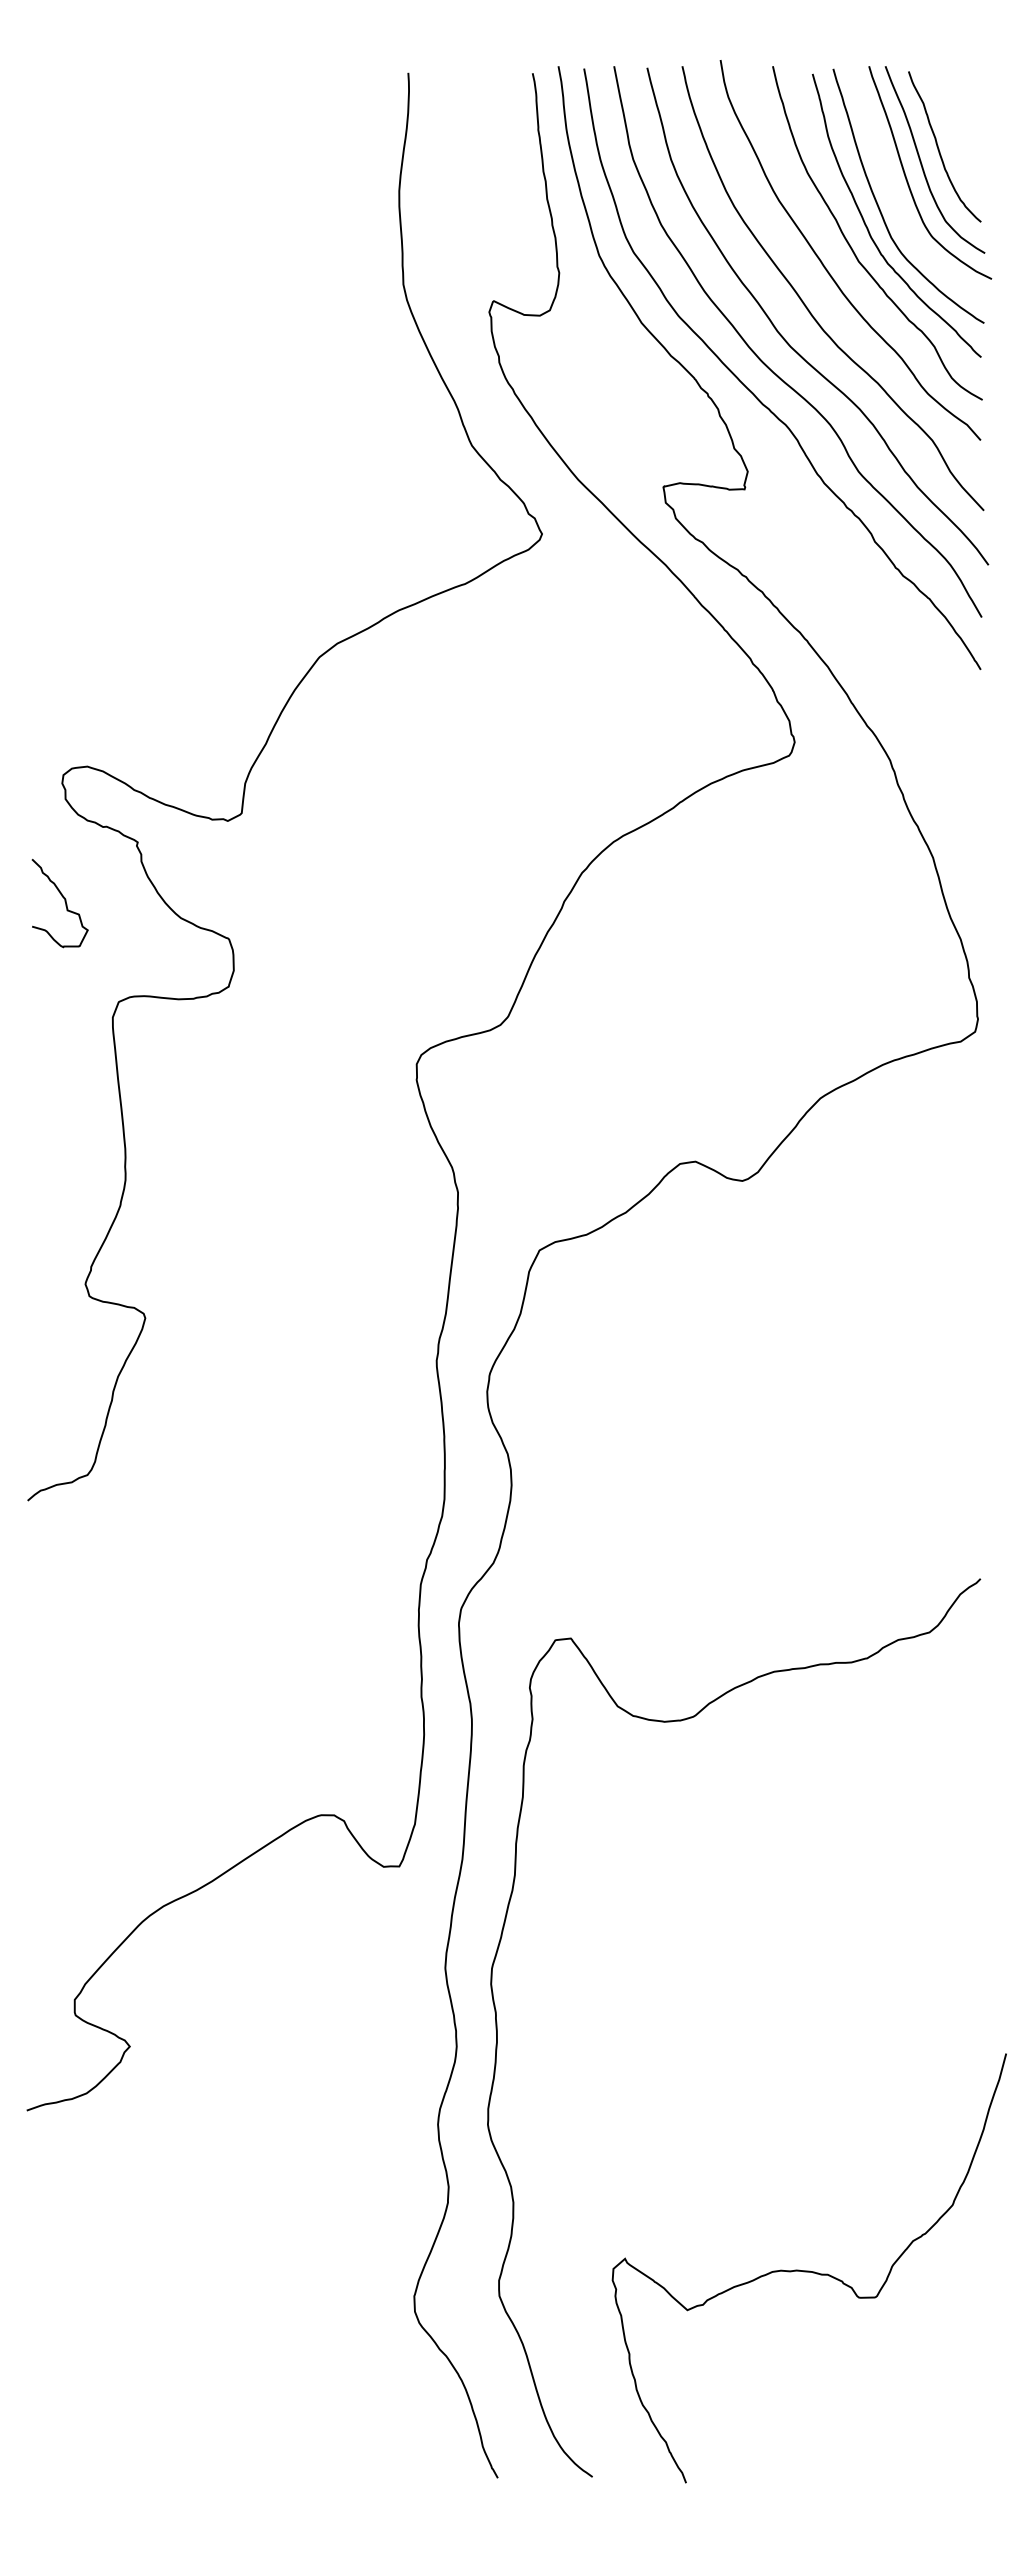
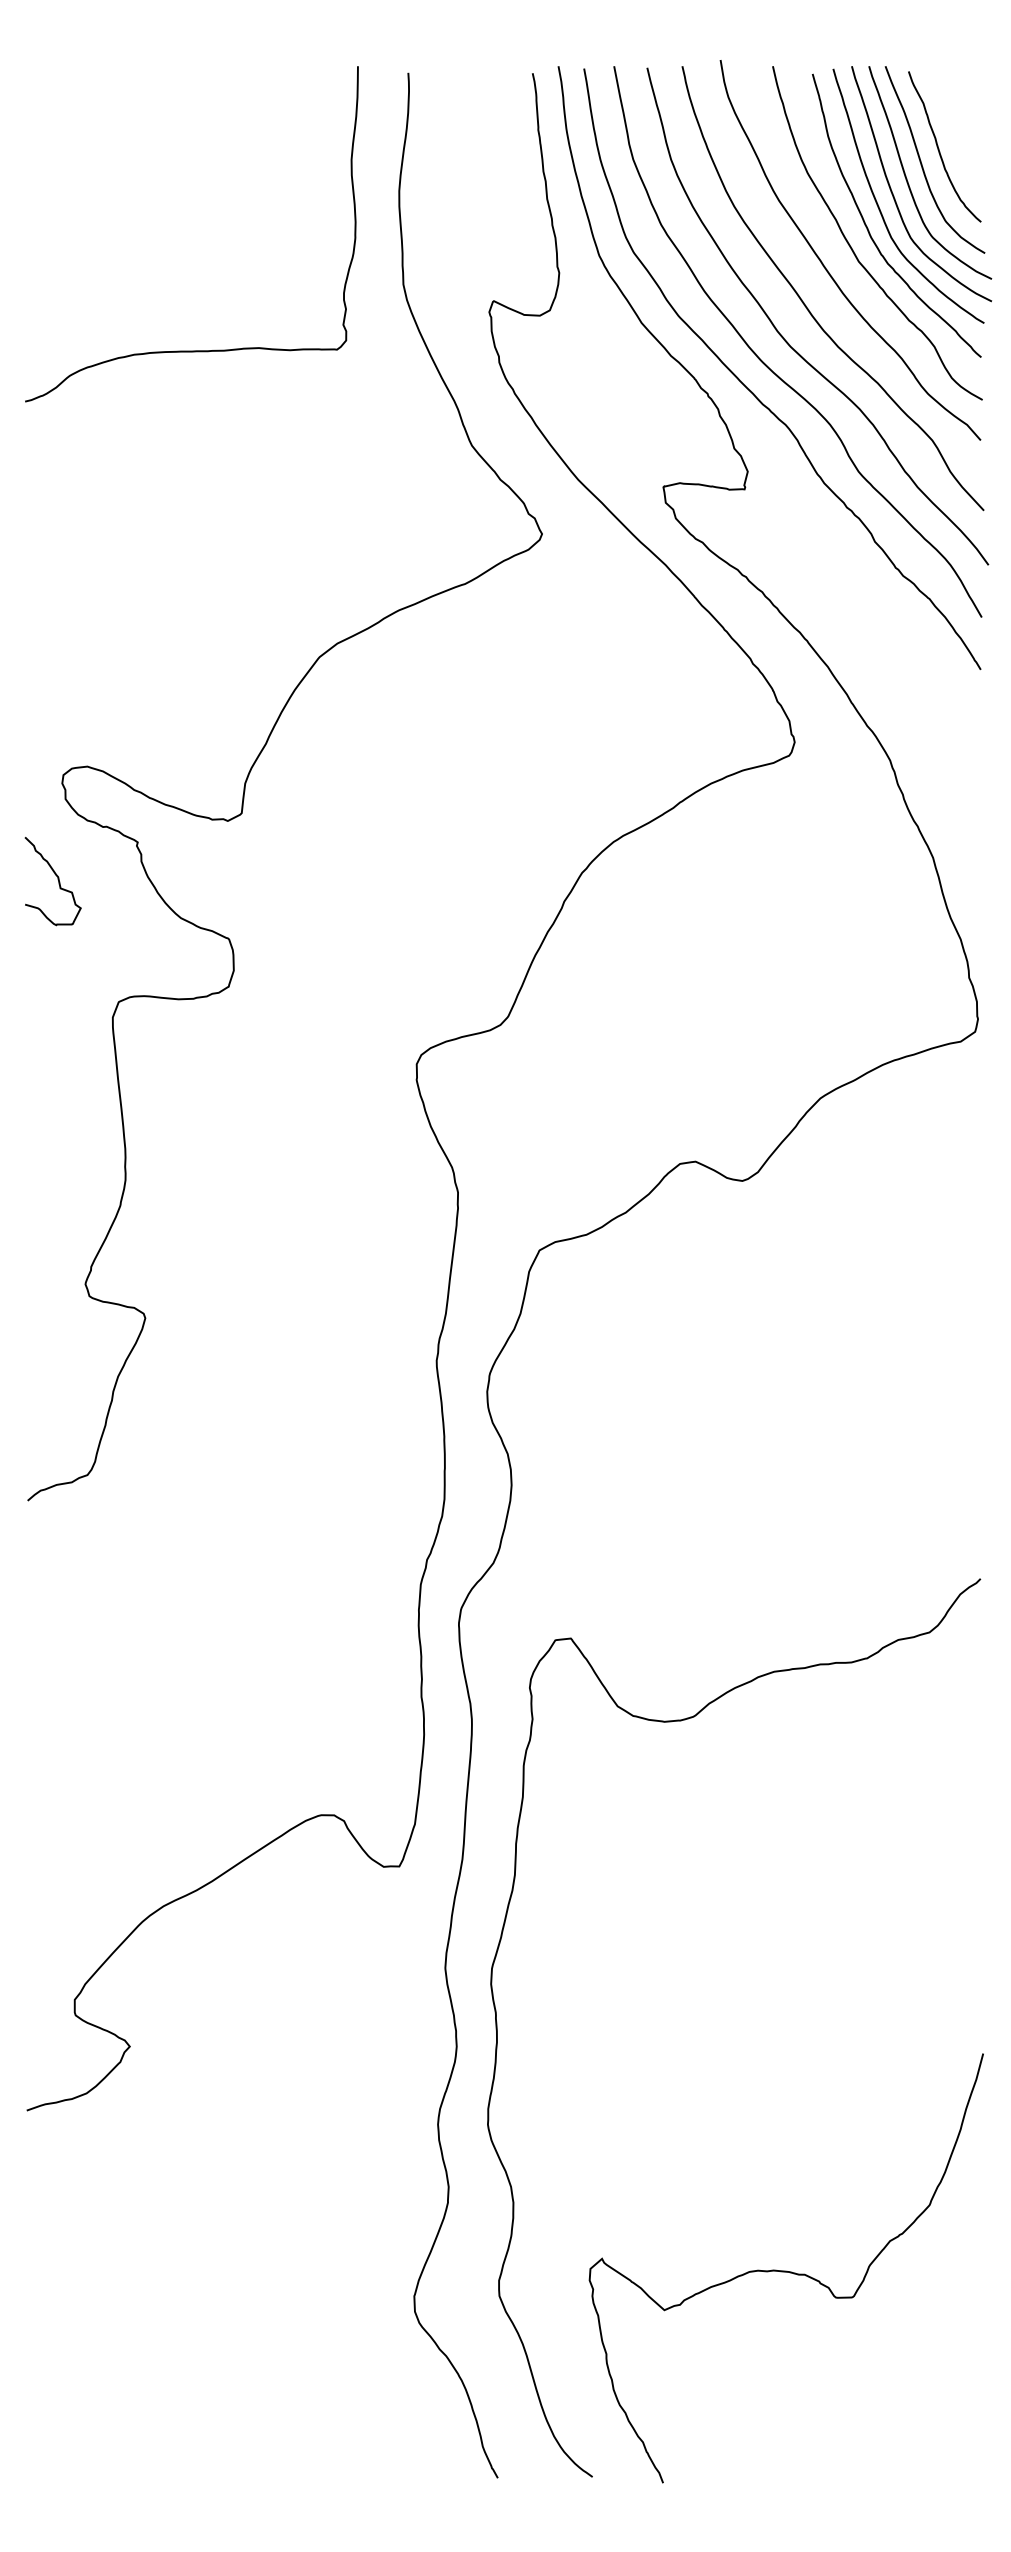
curve: none -> present (894, 195)
curve: none -> present (191, 350)
curve position: (64, 901) -> (57, 879) (57, 879)
curve position: (808, 2270) -> (785, 2270) (785, 2270)
